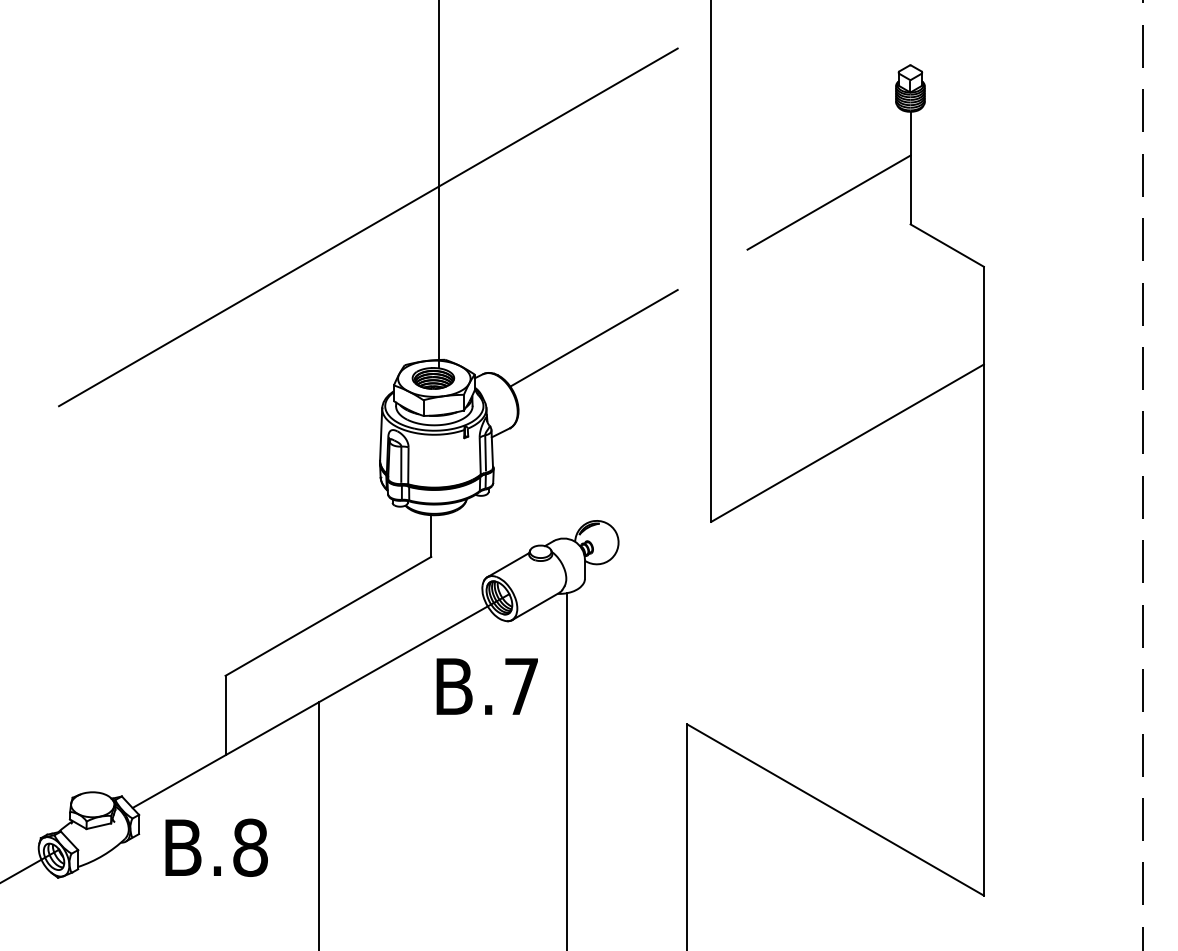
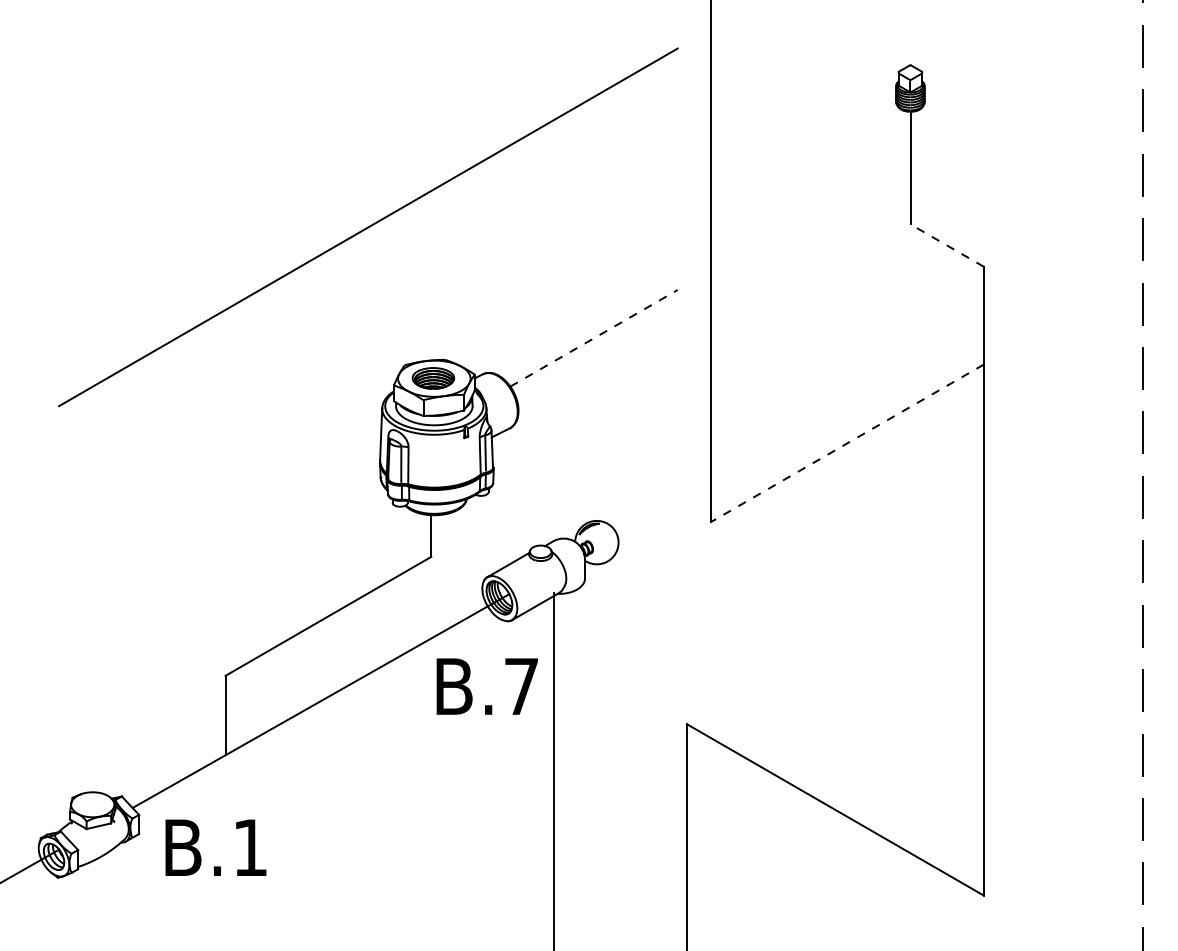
line: present -> none (439, 185)
line: present -> none (828, 202)
line: solid -> dashed (946, 245)
line: solid -> dashed (594, 338)
line: solid -> dashed (847, 443)
line position: (567, 770) -> (554, 770) (554, 770)
line: present -> none (319, 824)
text: B.8 -> B.1 (250, 847)
